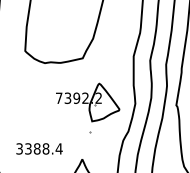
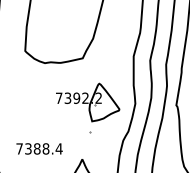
text: 3388.4 -> 7388.4 (19, 148)
